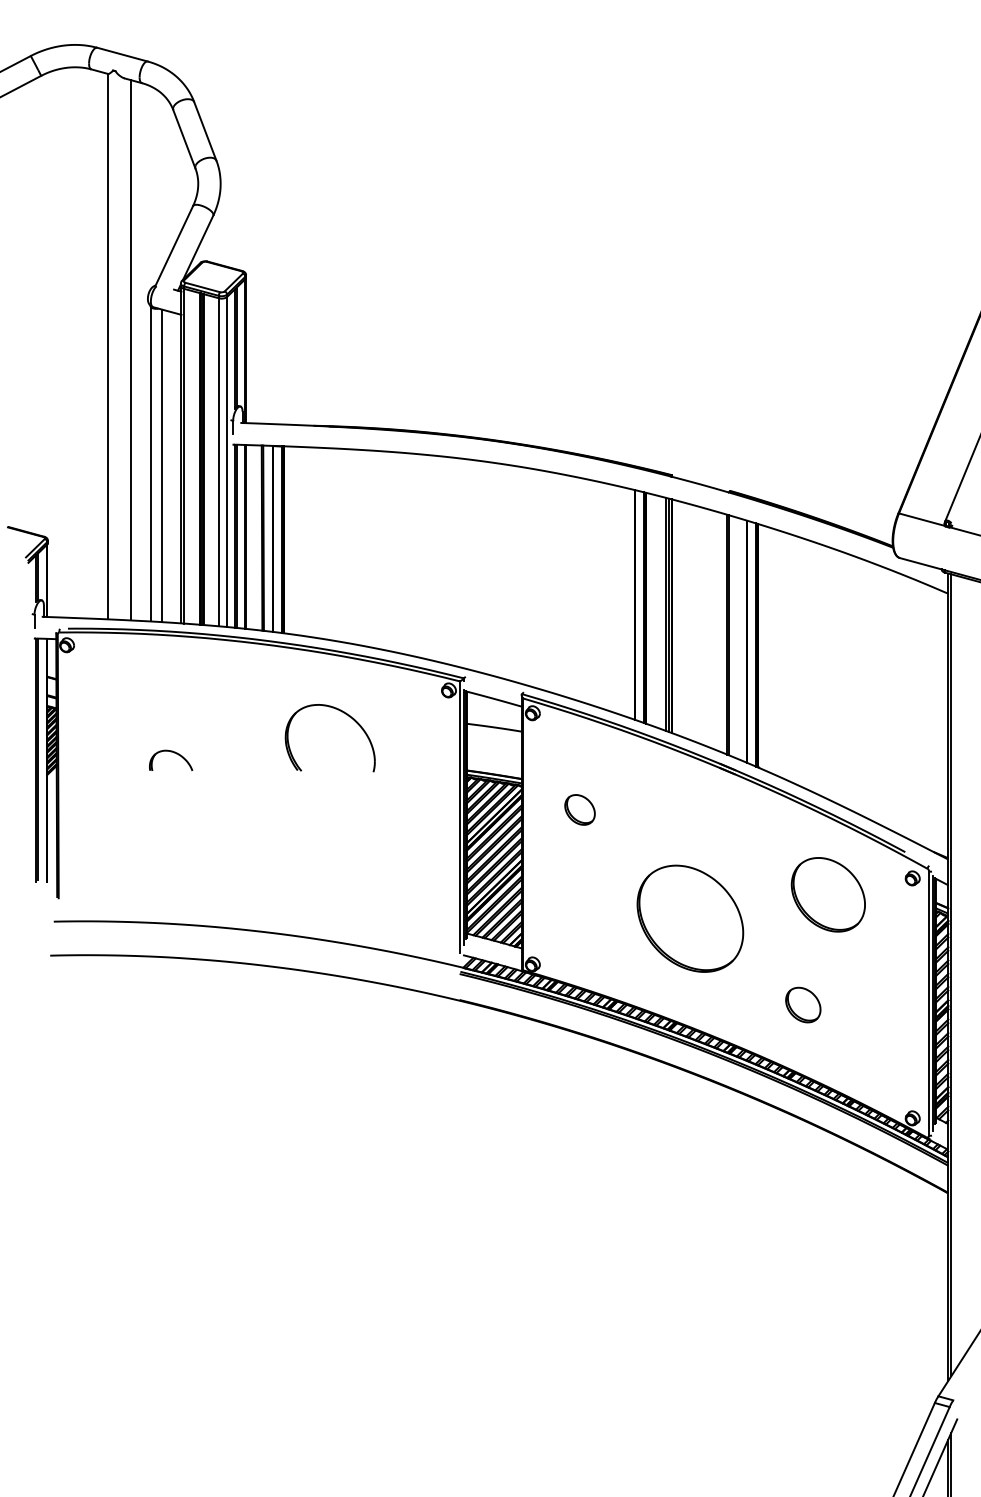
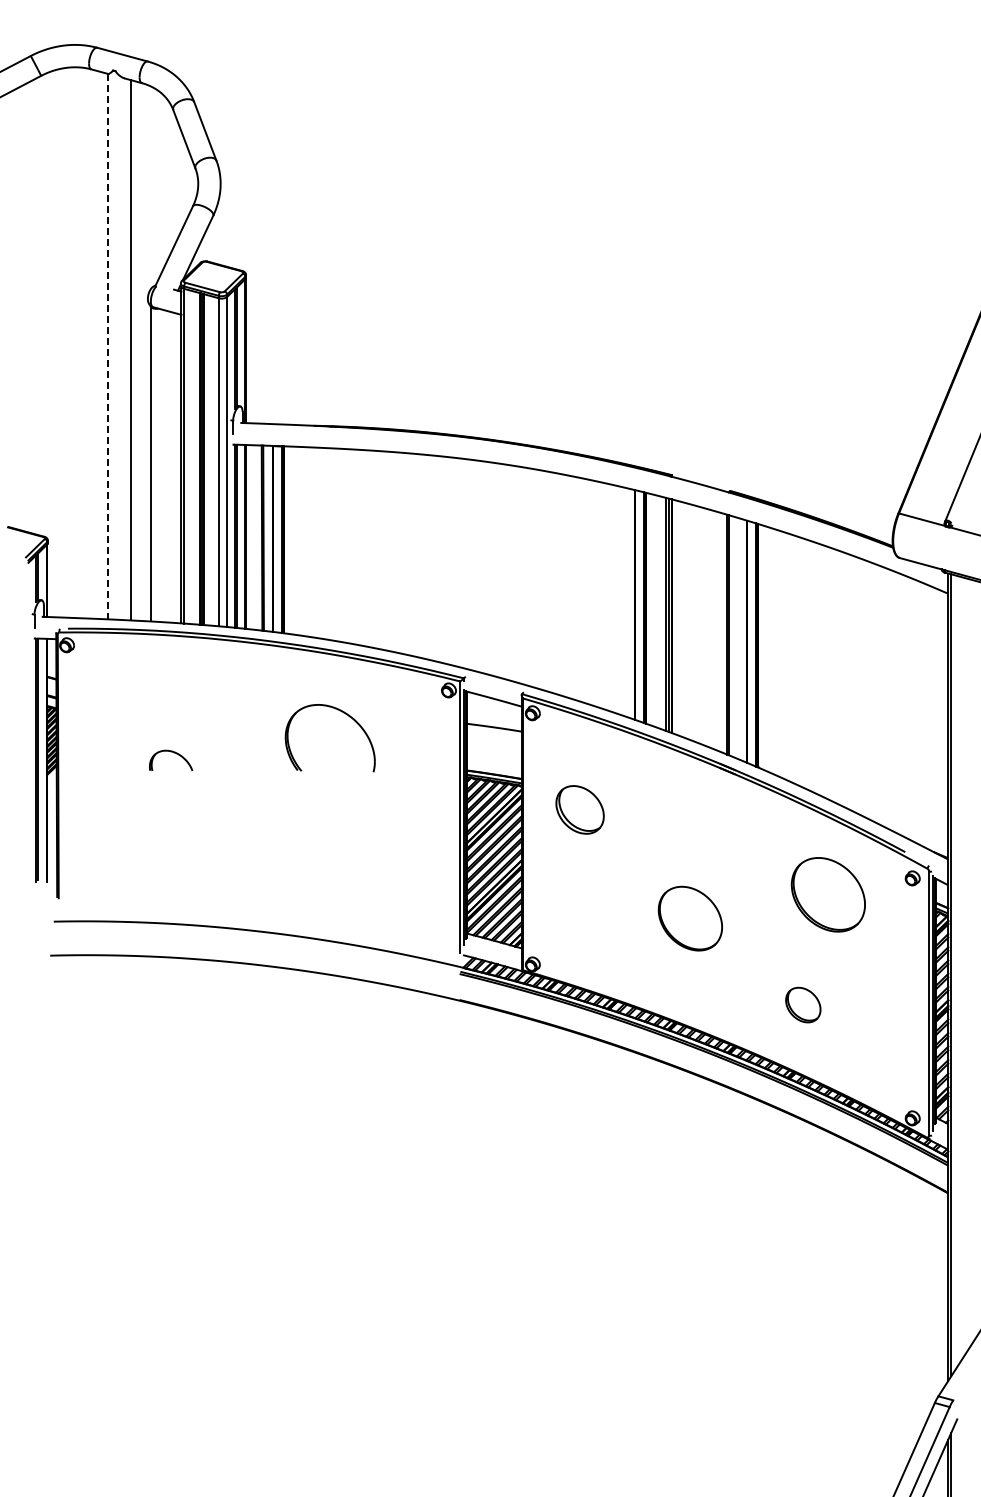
line: solid -> dashed (108, 346)
line: present -> none (161, 465)
part size: 32x32 px -> 50x50 px (579, 809)
part size: 109x109 px -> 66x67 px (689, 918)
